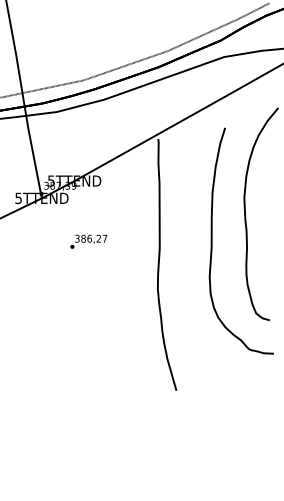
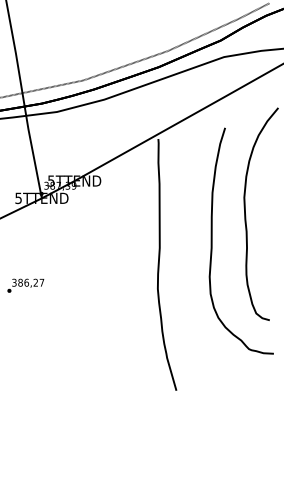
text position: (88, 241) -> (25, 285) (25, 285)
